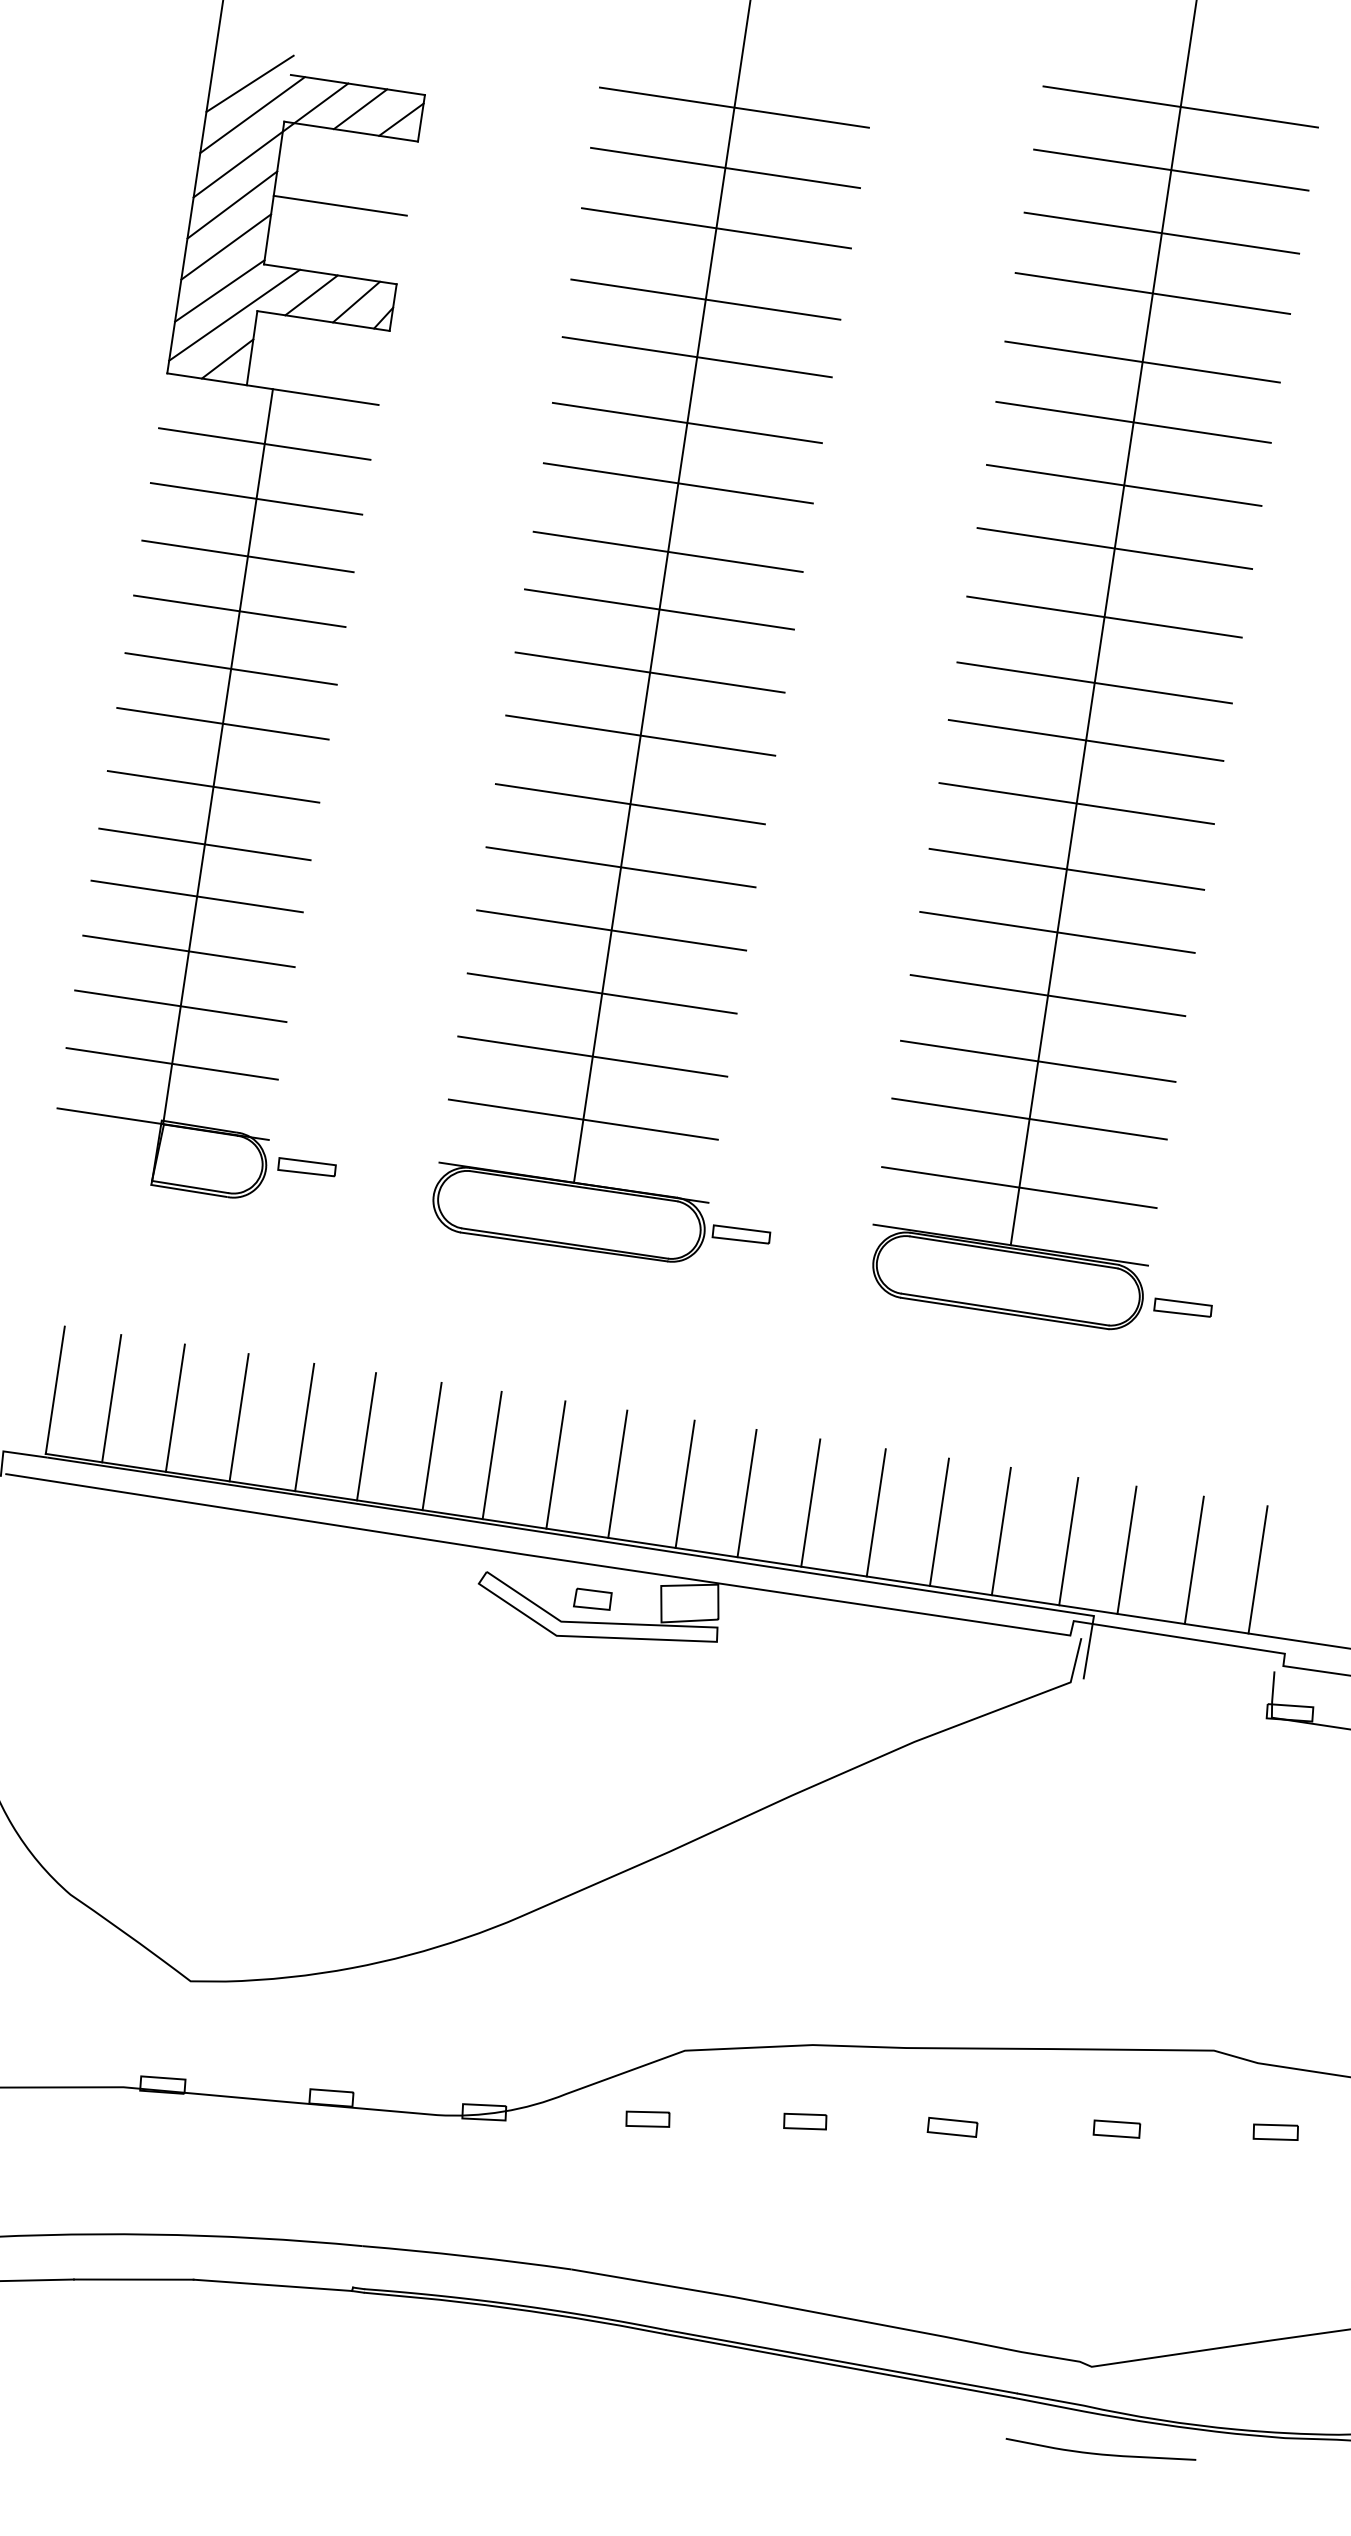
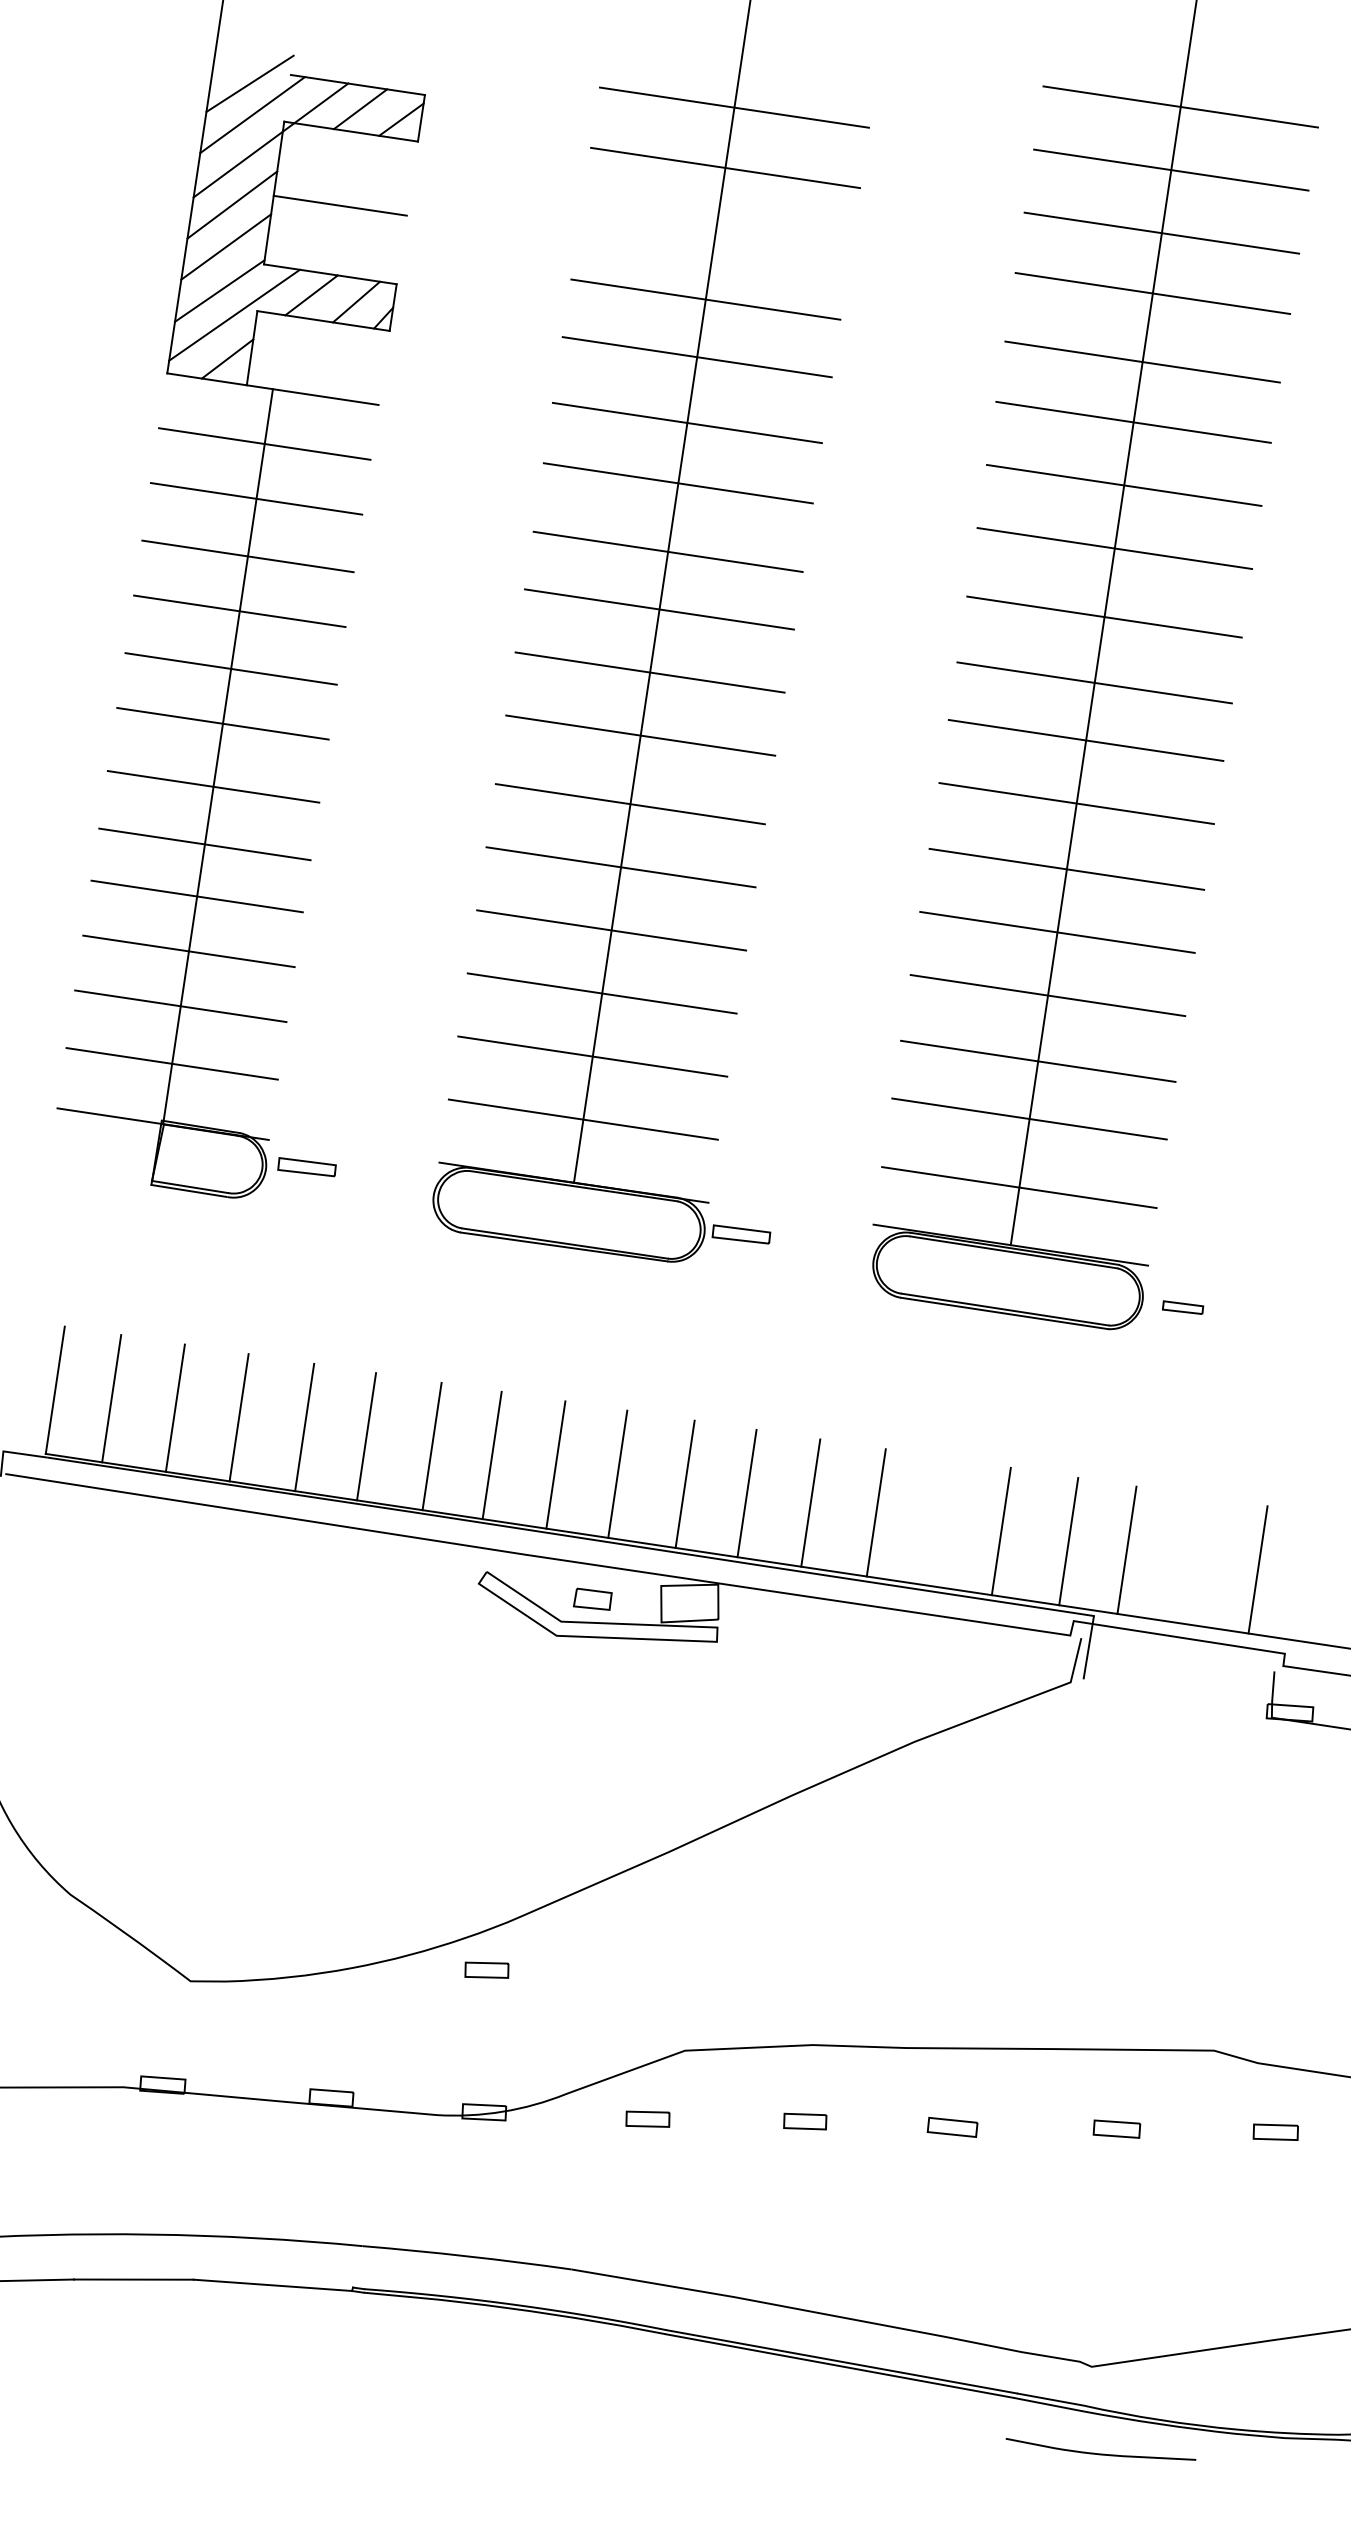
line: present -> none (716, 228)
part size: 60x21 px -> 43x15 px (1183, 1307)
line: present -> none (938, 1521)
line: present -> none (1193, 1560)
part: none -> present (486, 1969)
